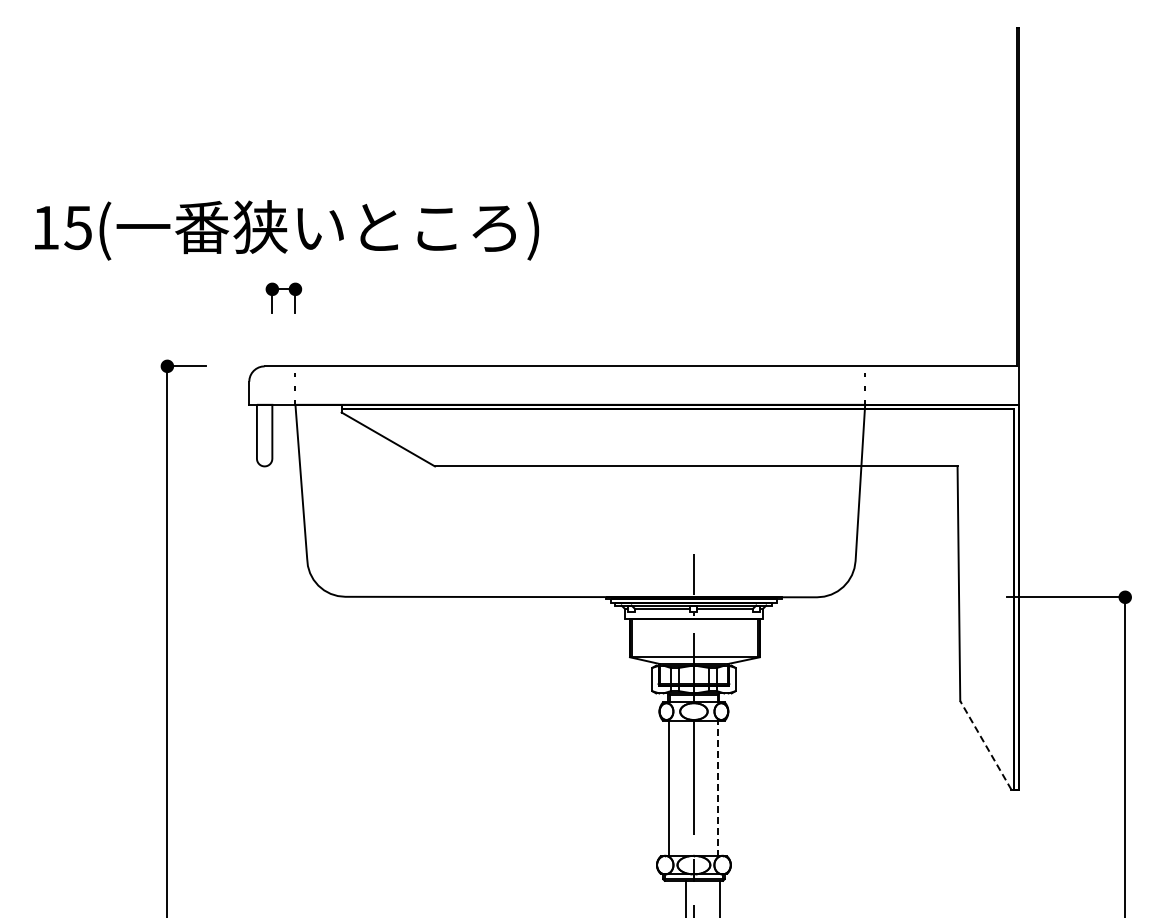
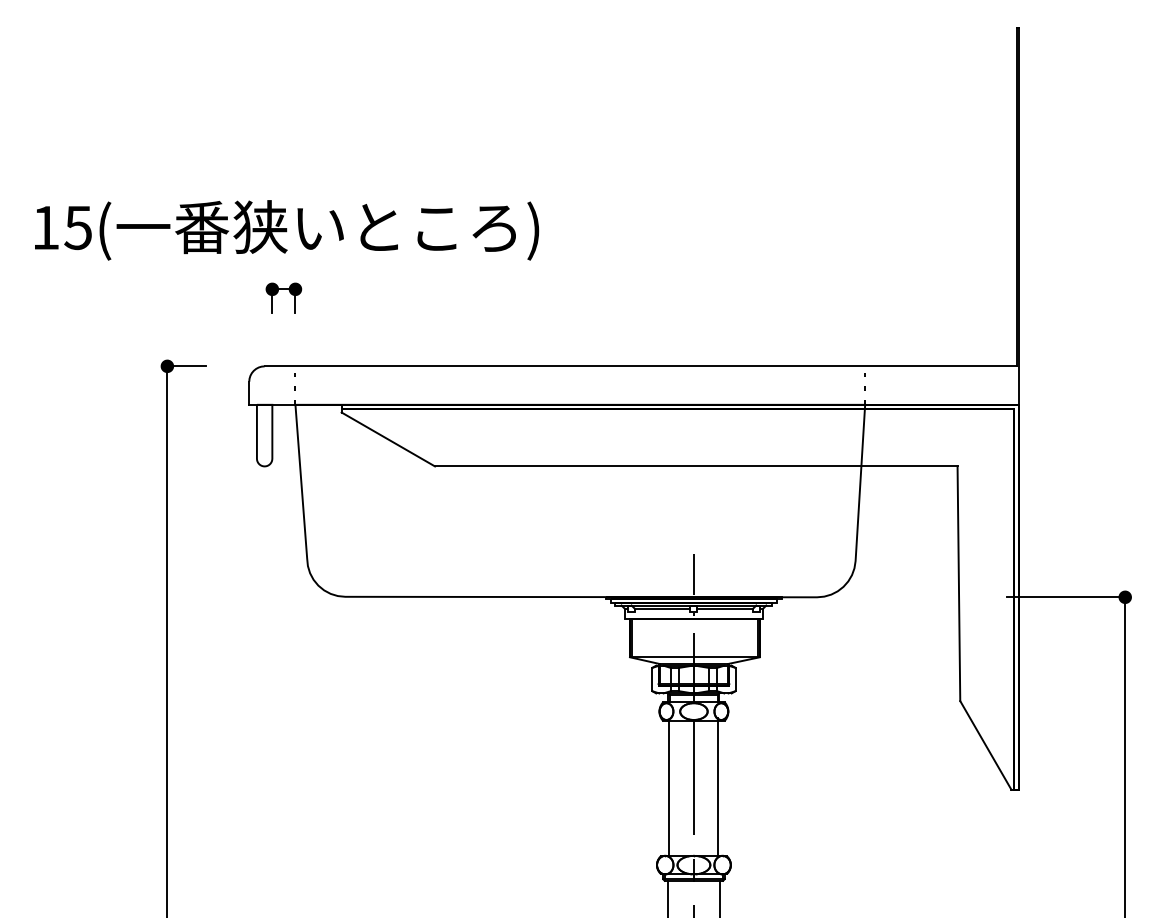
line: dashed -> solid (985, 745)
line: dashed -> solid (718, 787)
line position: (686, 897) -> (668, 897) (668, 897)
